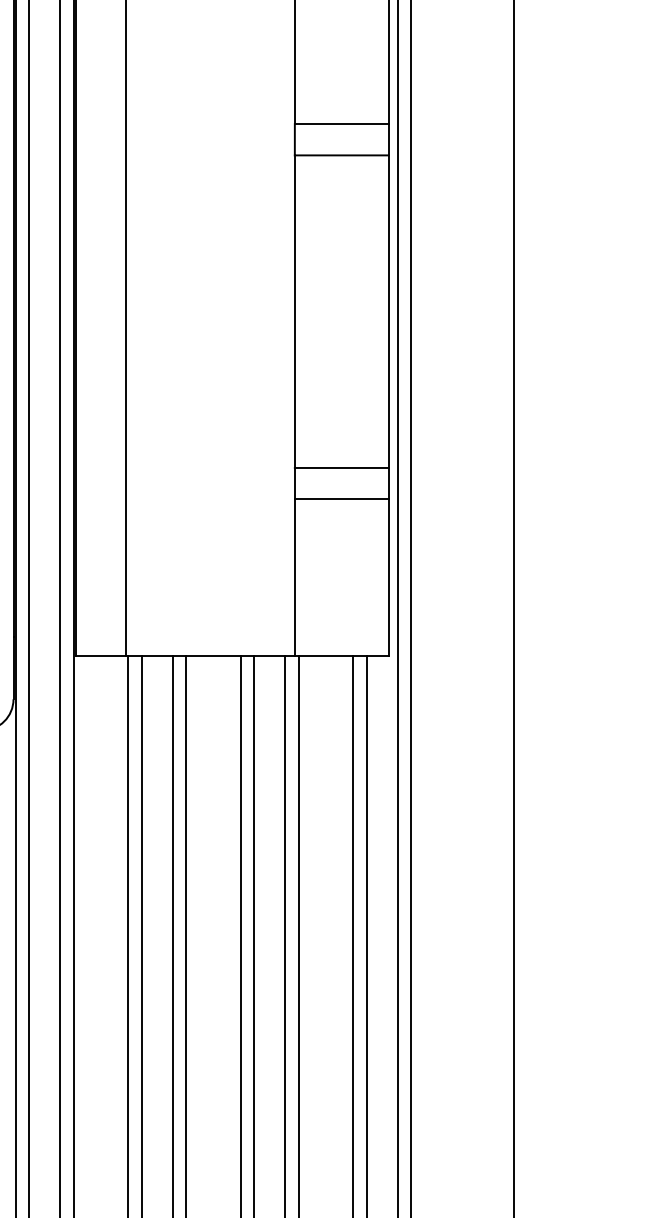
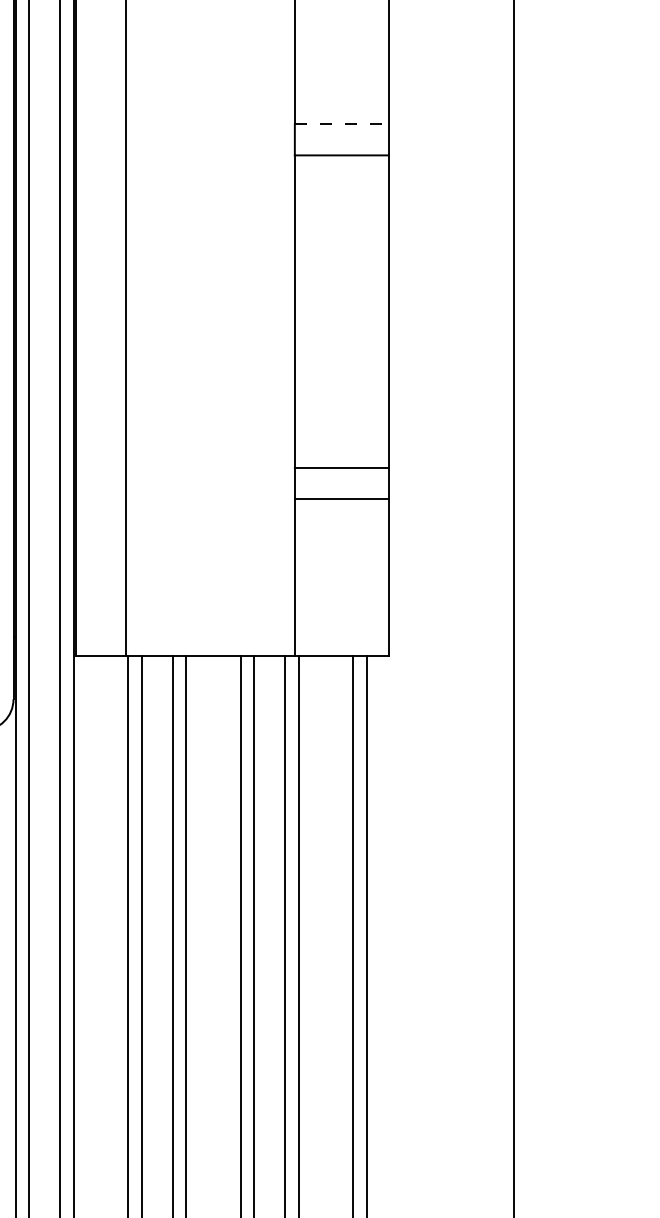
line: solid -> dashed (341, 124)
line: present -> none (398, 608)
line: present -> none (411, 608)
